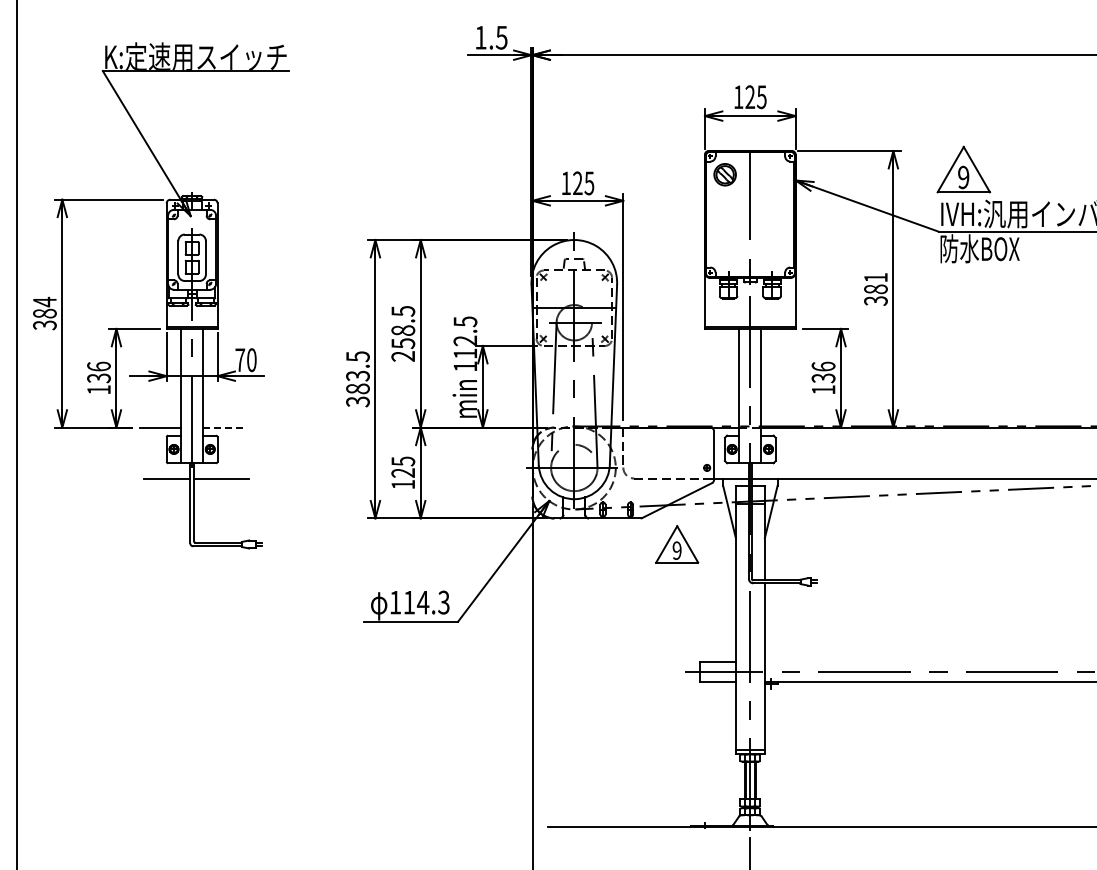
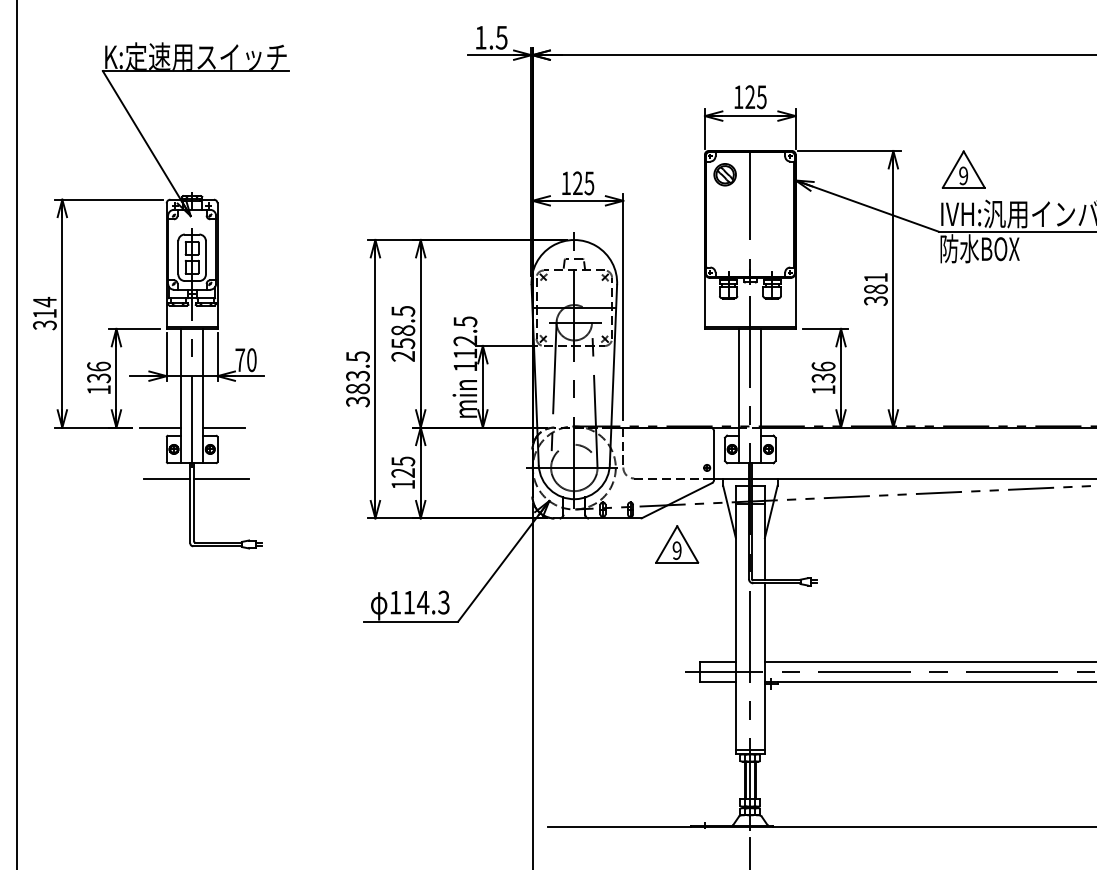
part size: 56x49 px -> 45x39 px (963, 169)
text: 384 -> 314 (44, 313)
line: dashed -> solid (224, 427)
line: none -> present (928, 662)
